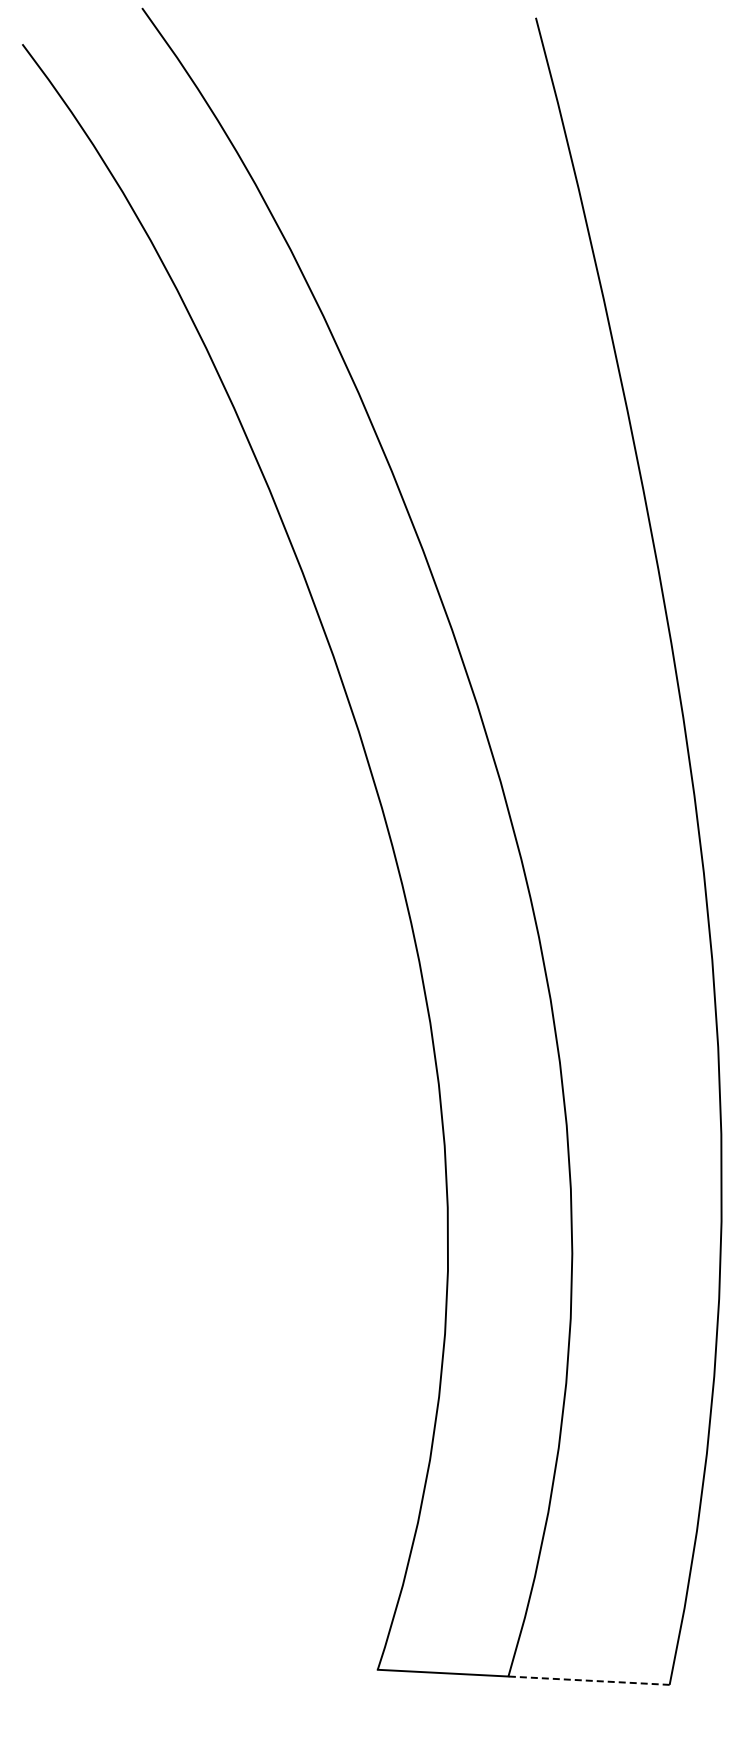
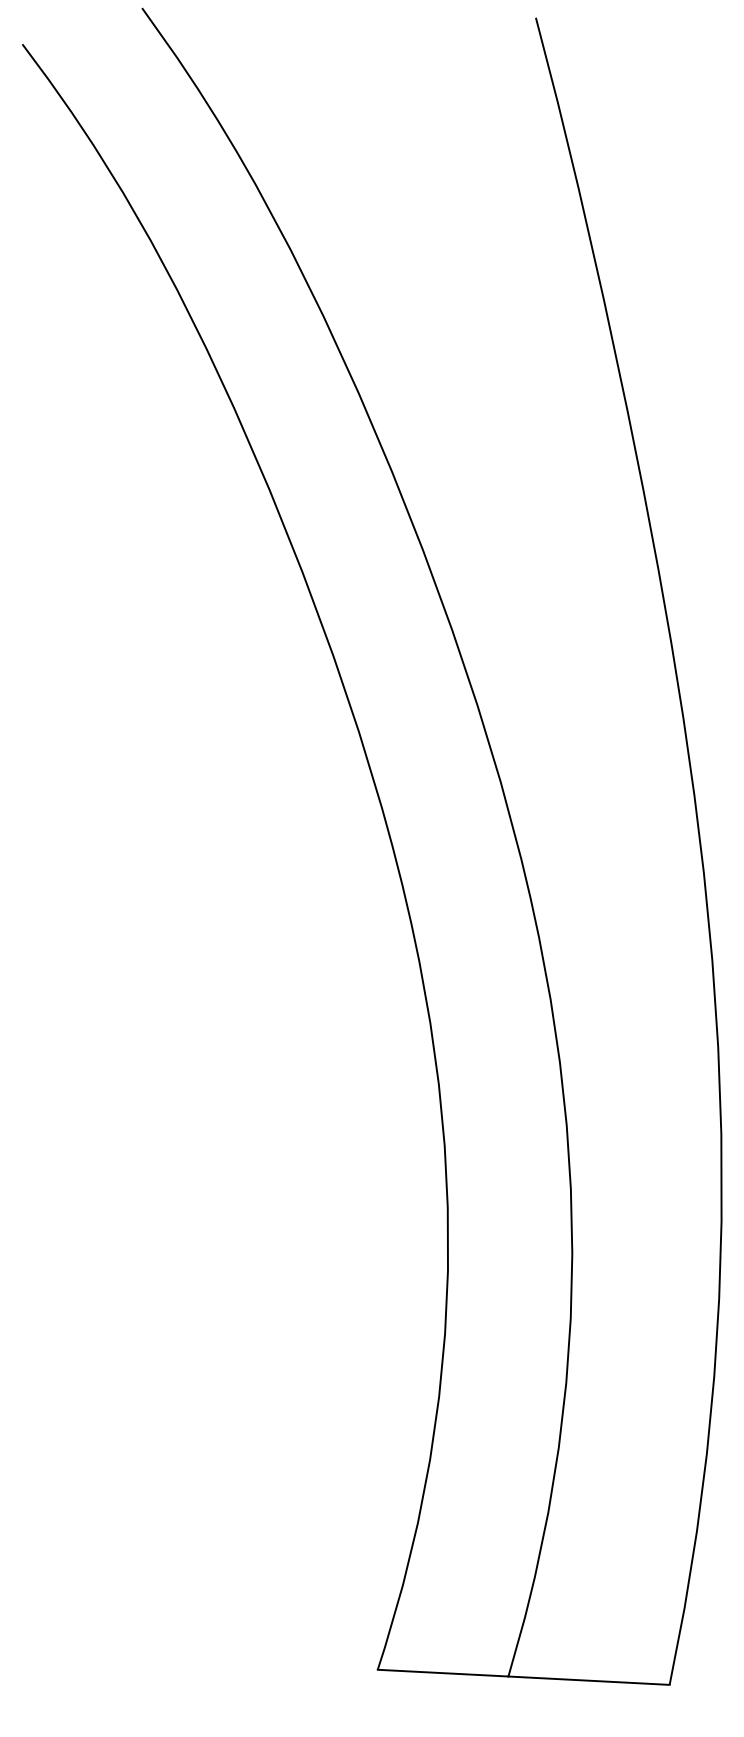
line: dashed -> solid (589, 1680)
